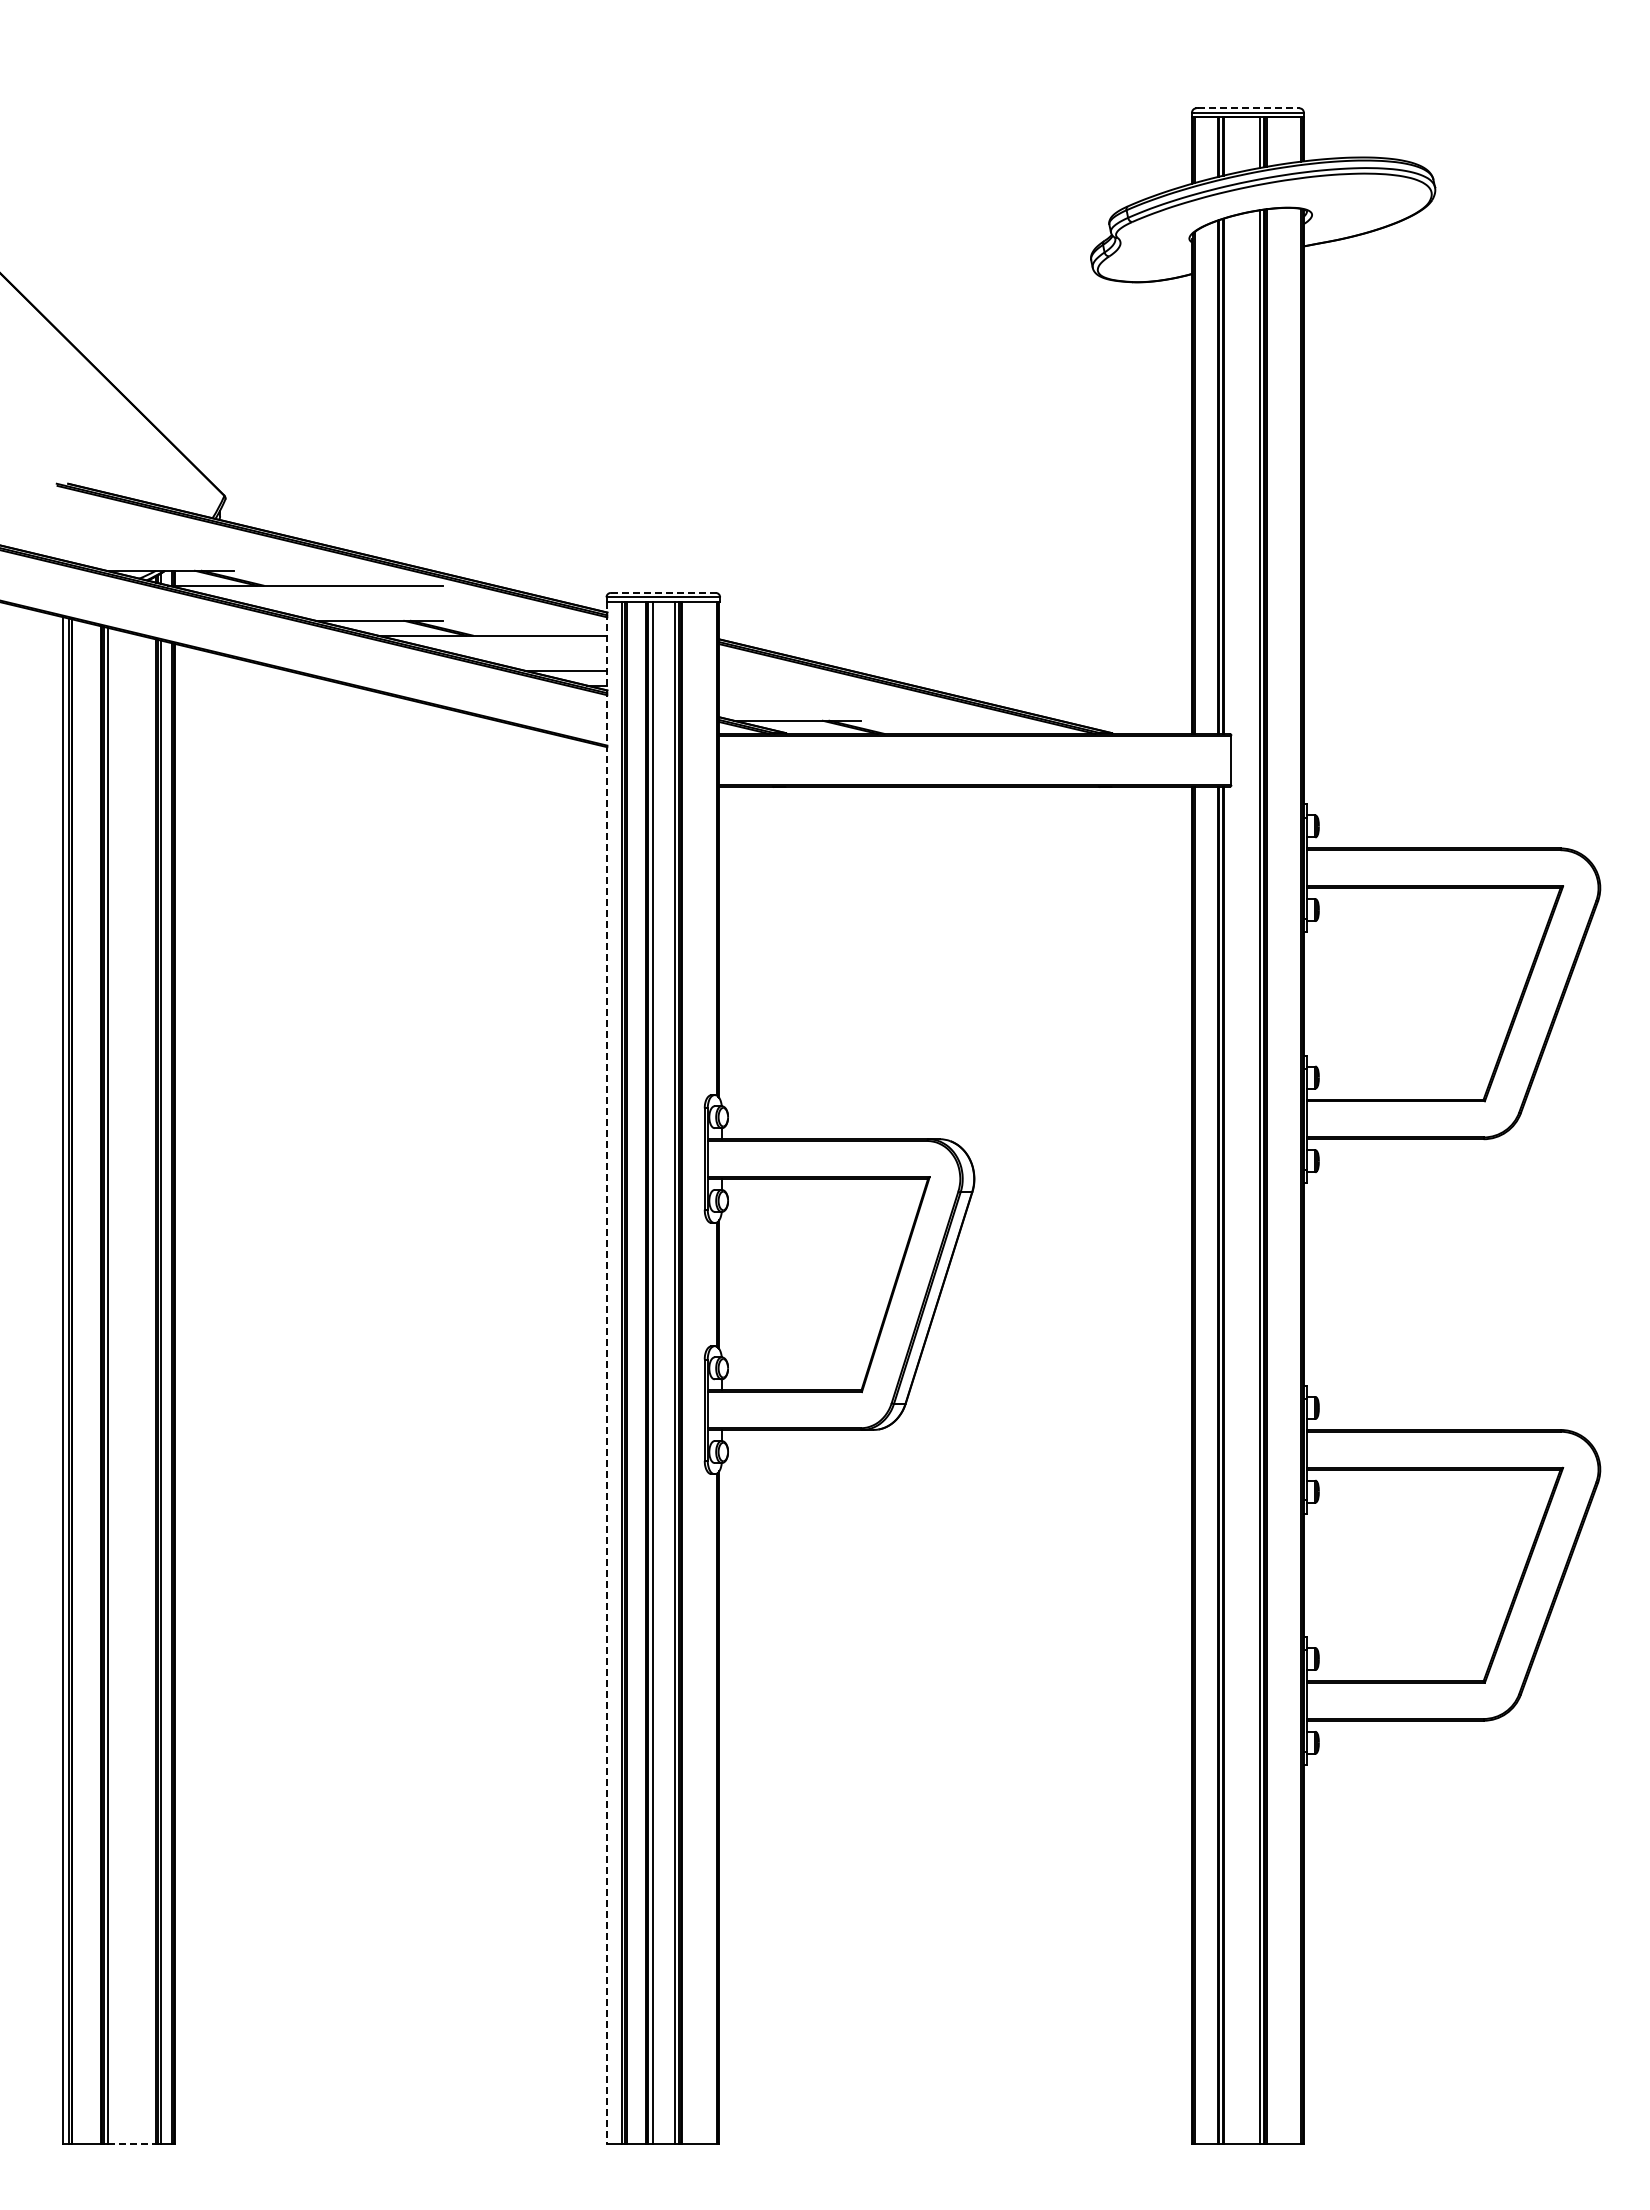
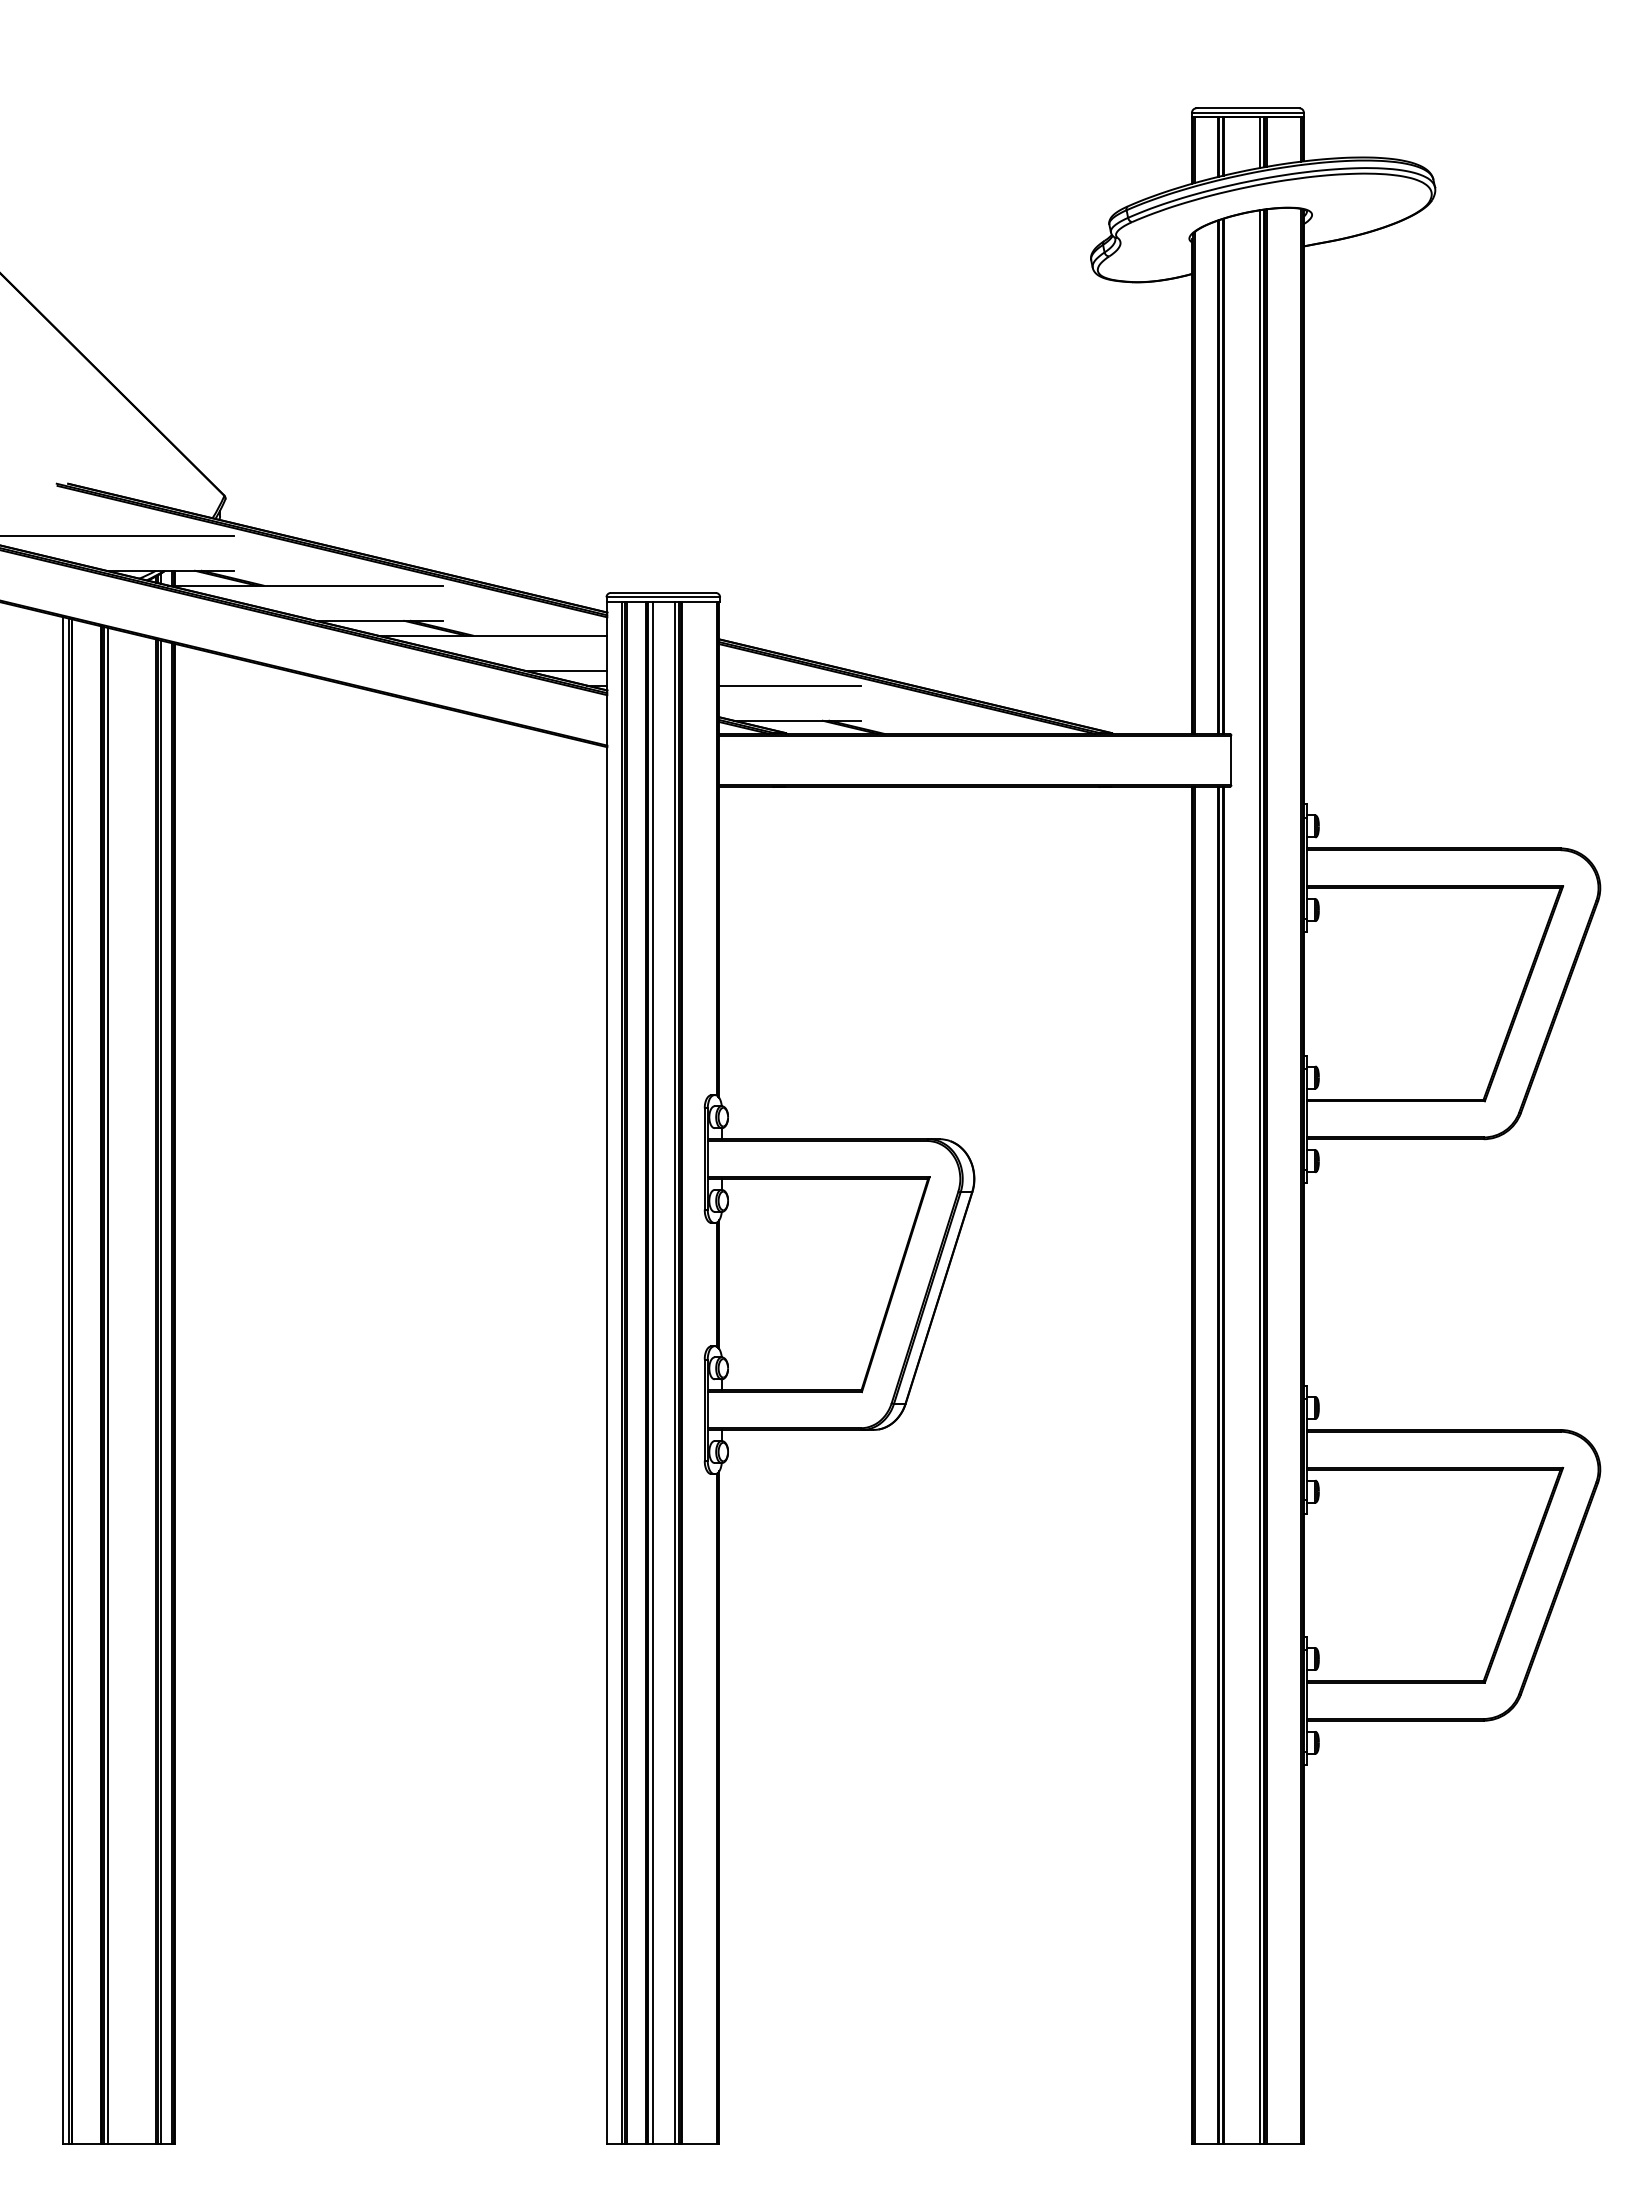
line: dashed -> solid (1248, 108)
line: none -> present (117, 535)
line: dashed -> solid (663, 592)
line: none -> present (790, 685)
line: dashed -> solid (607, 1372)
line: dashed -> solid (132, 2143)
